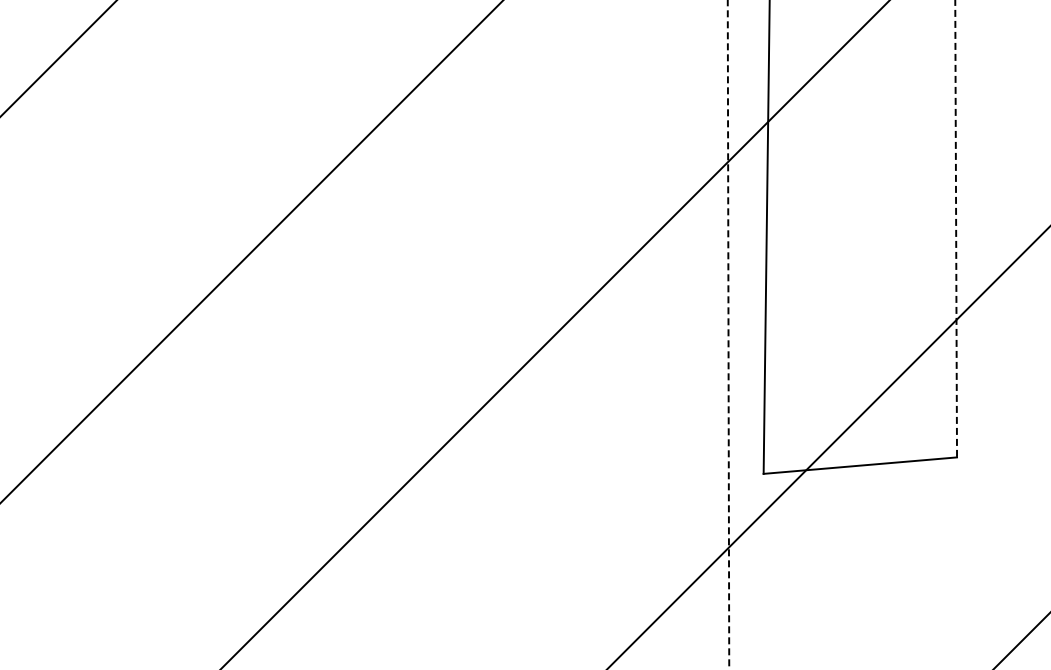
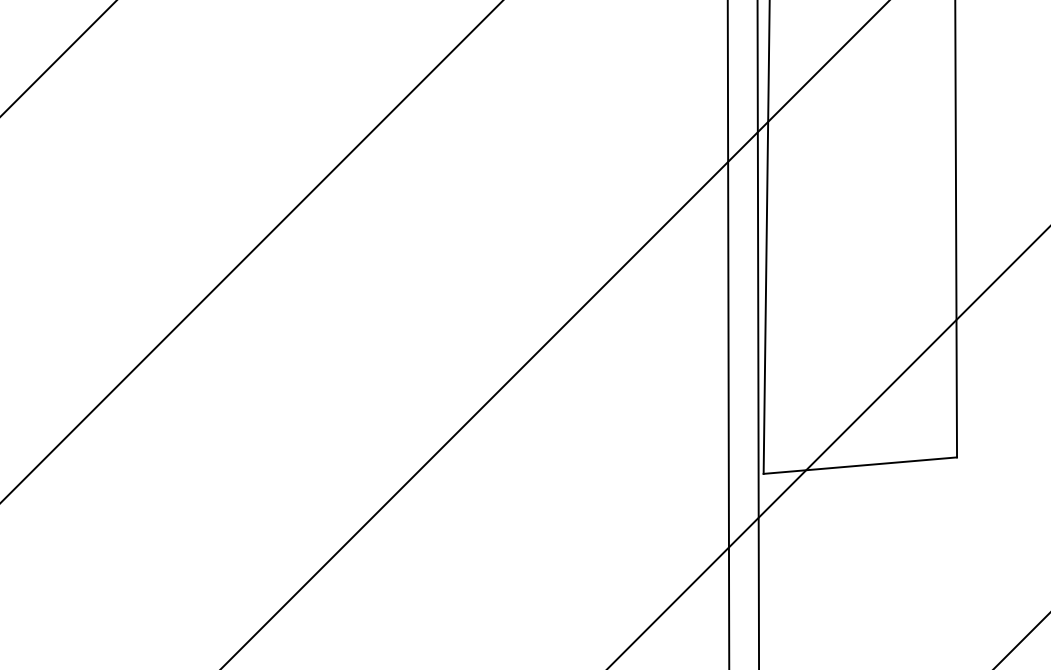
line: dashed -> solid (956, 229)
line: none -> present (758, 334)
line: dashed -> solid (728, 335)
